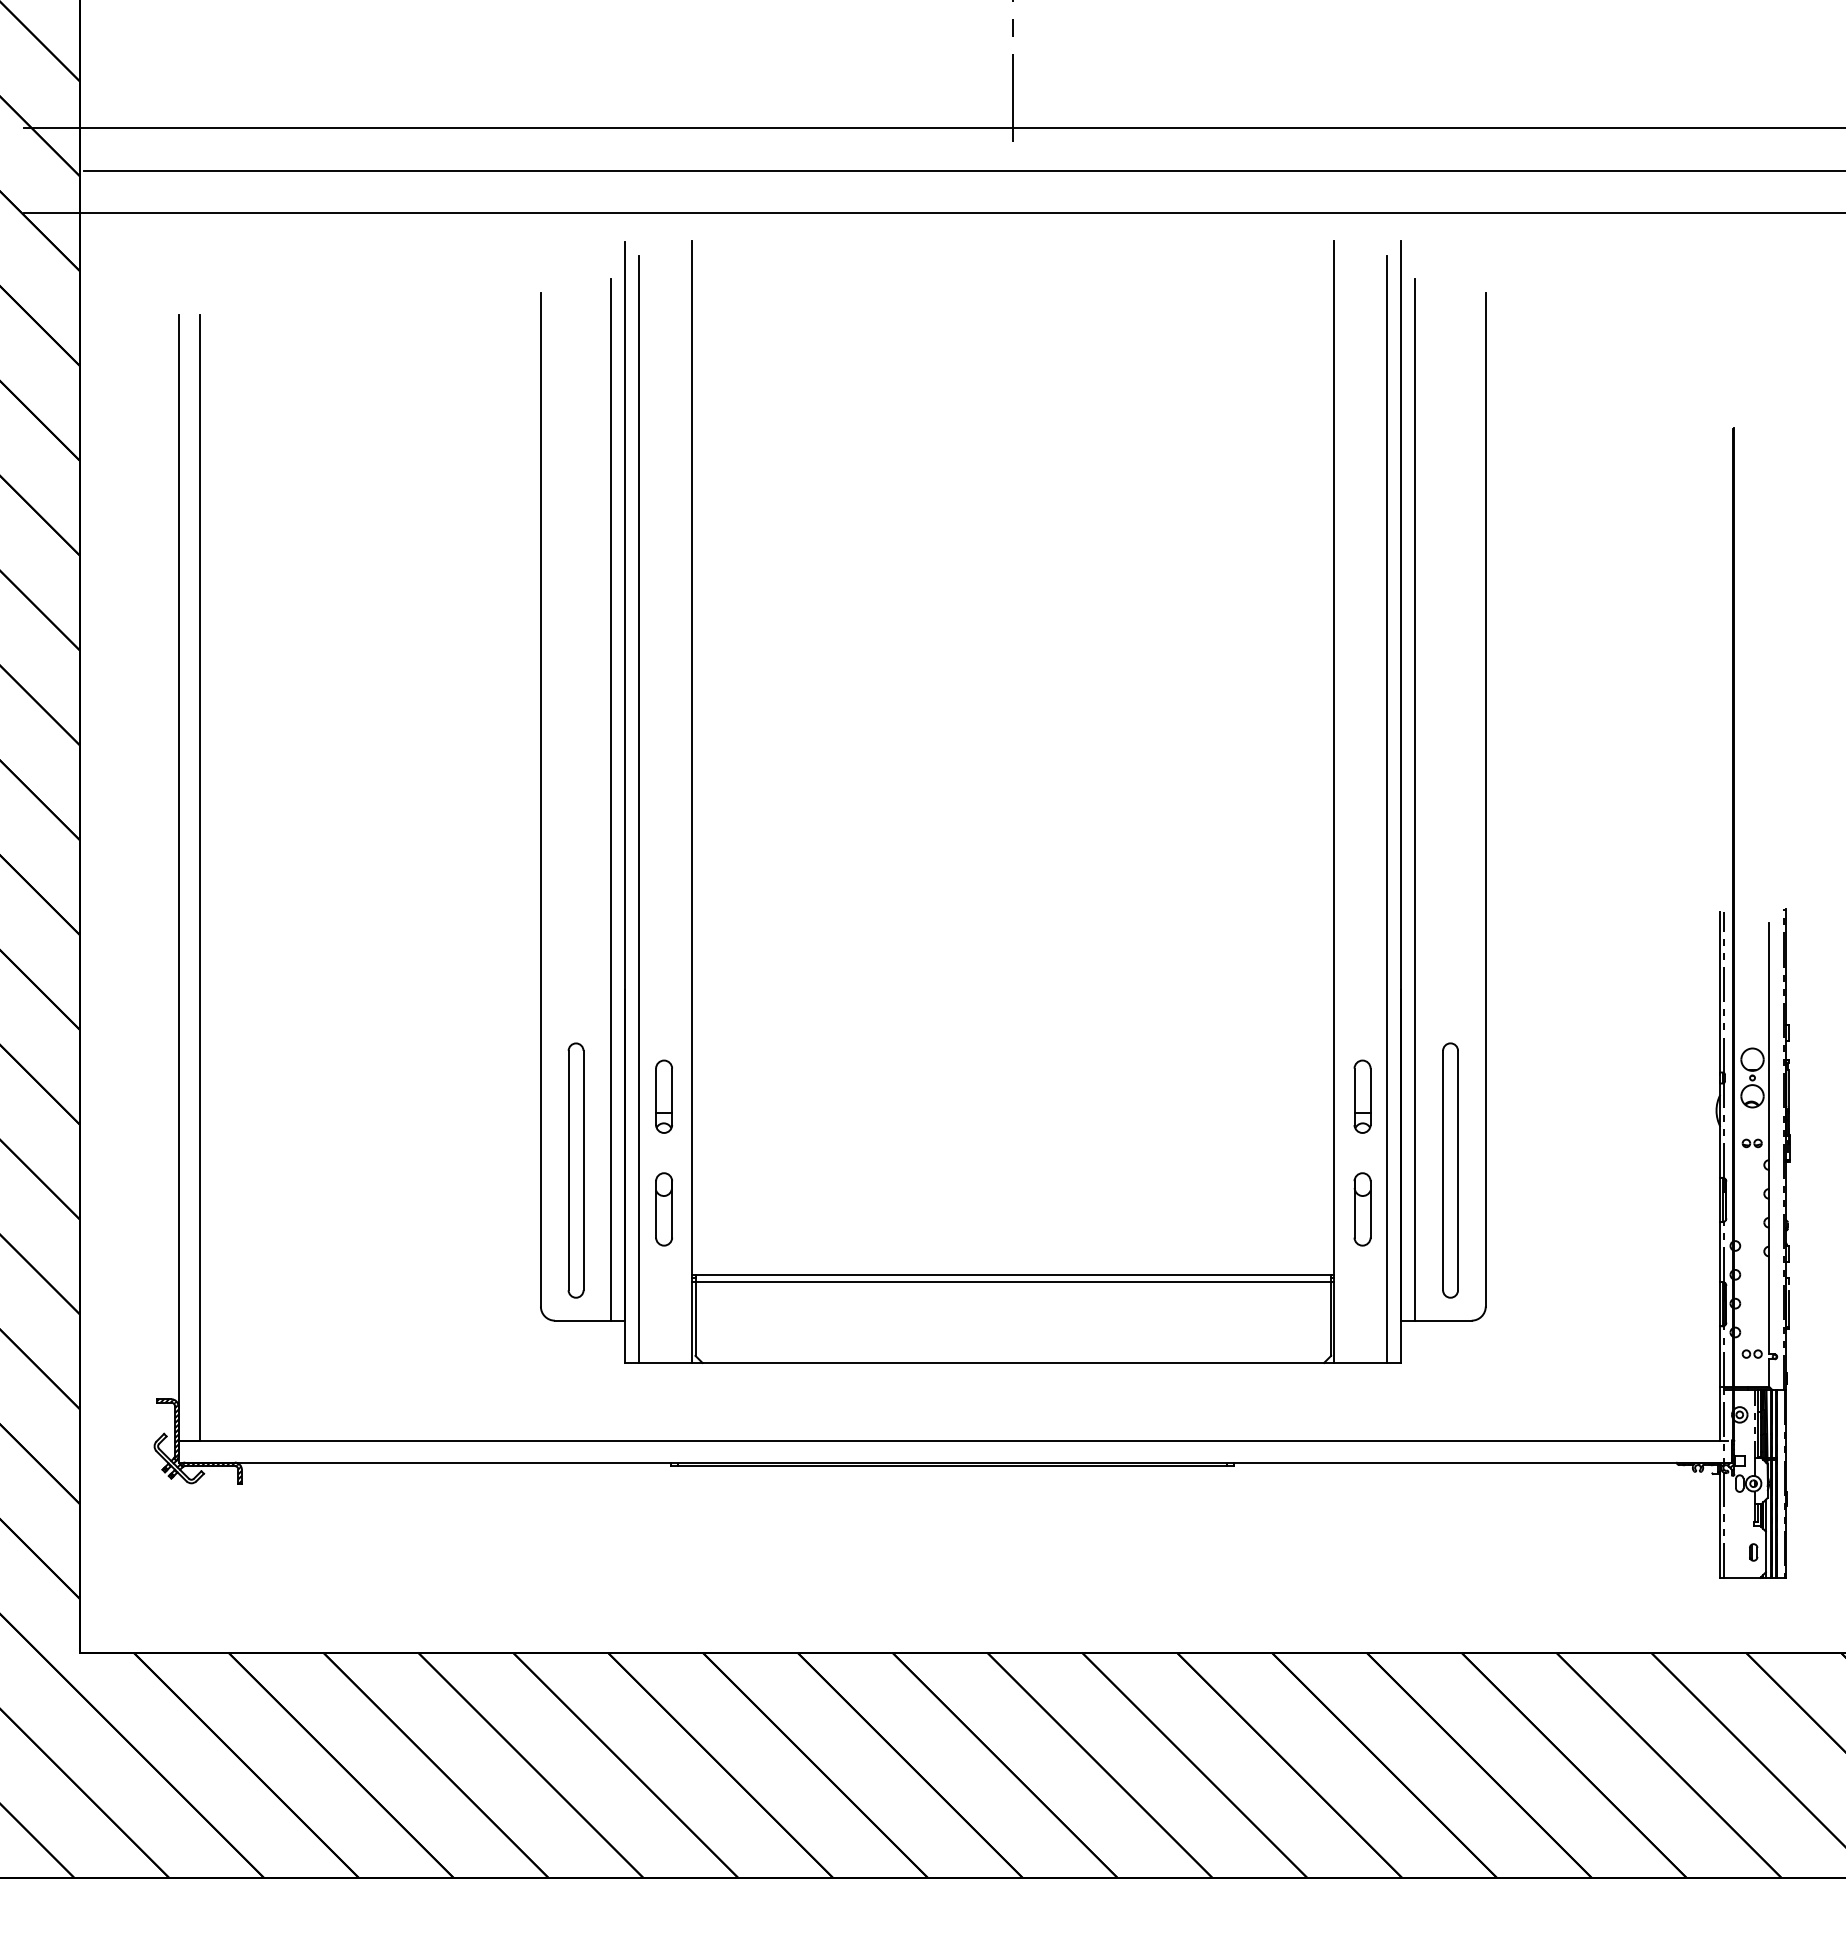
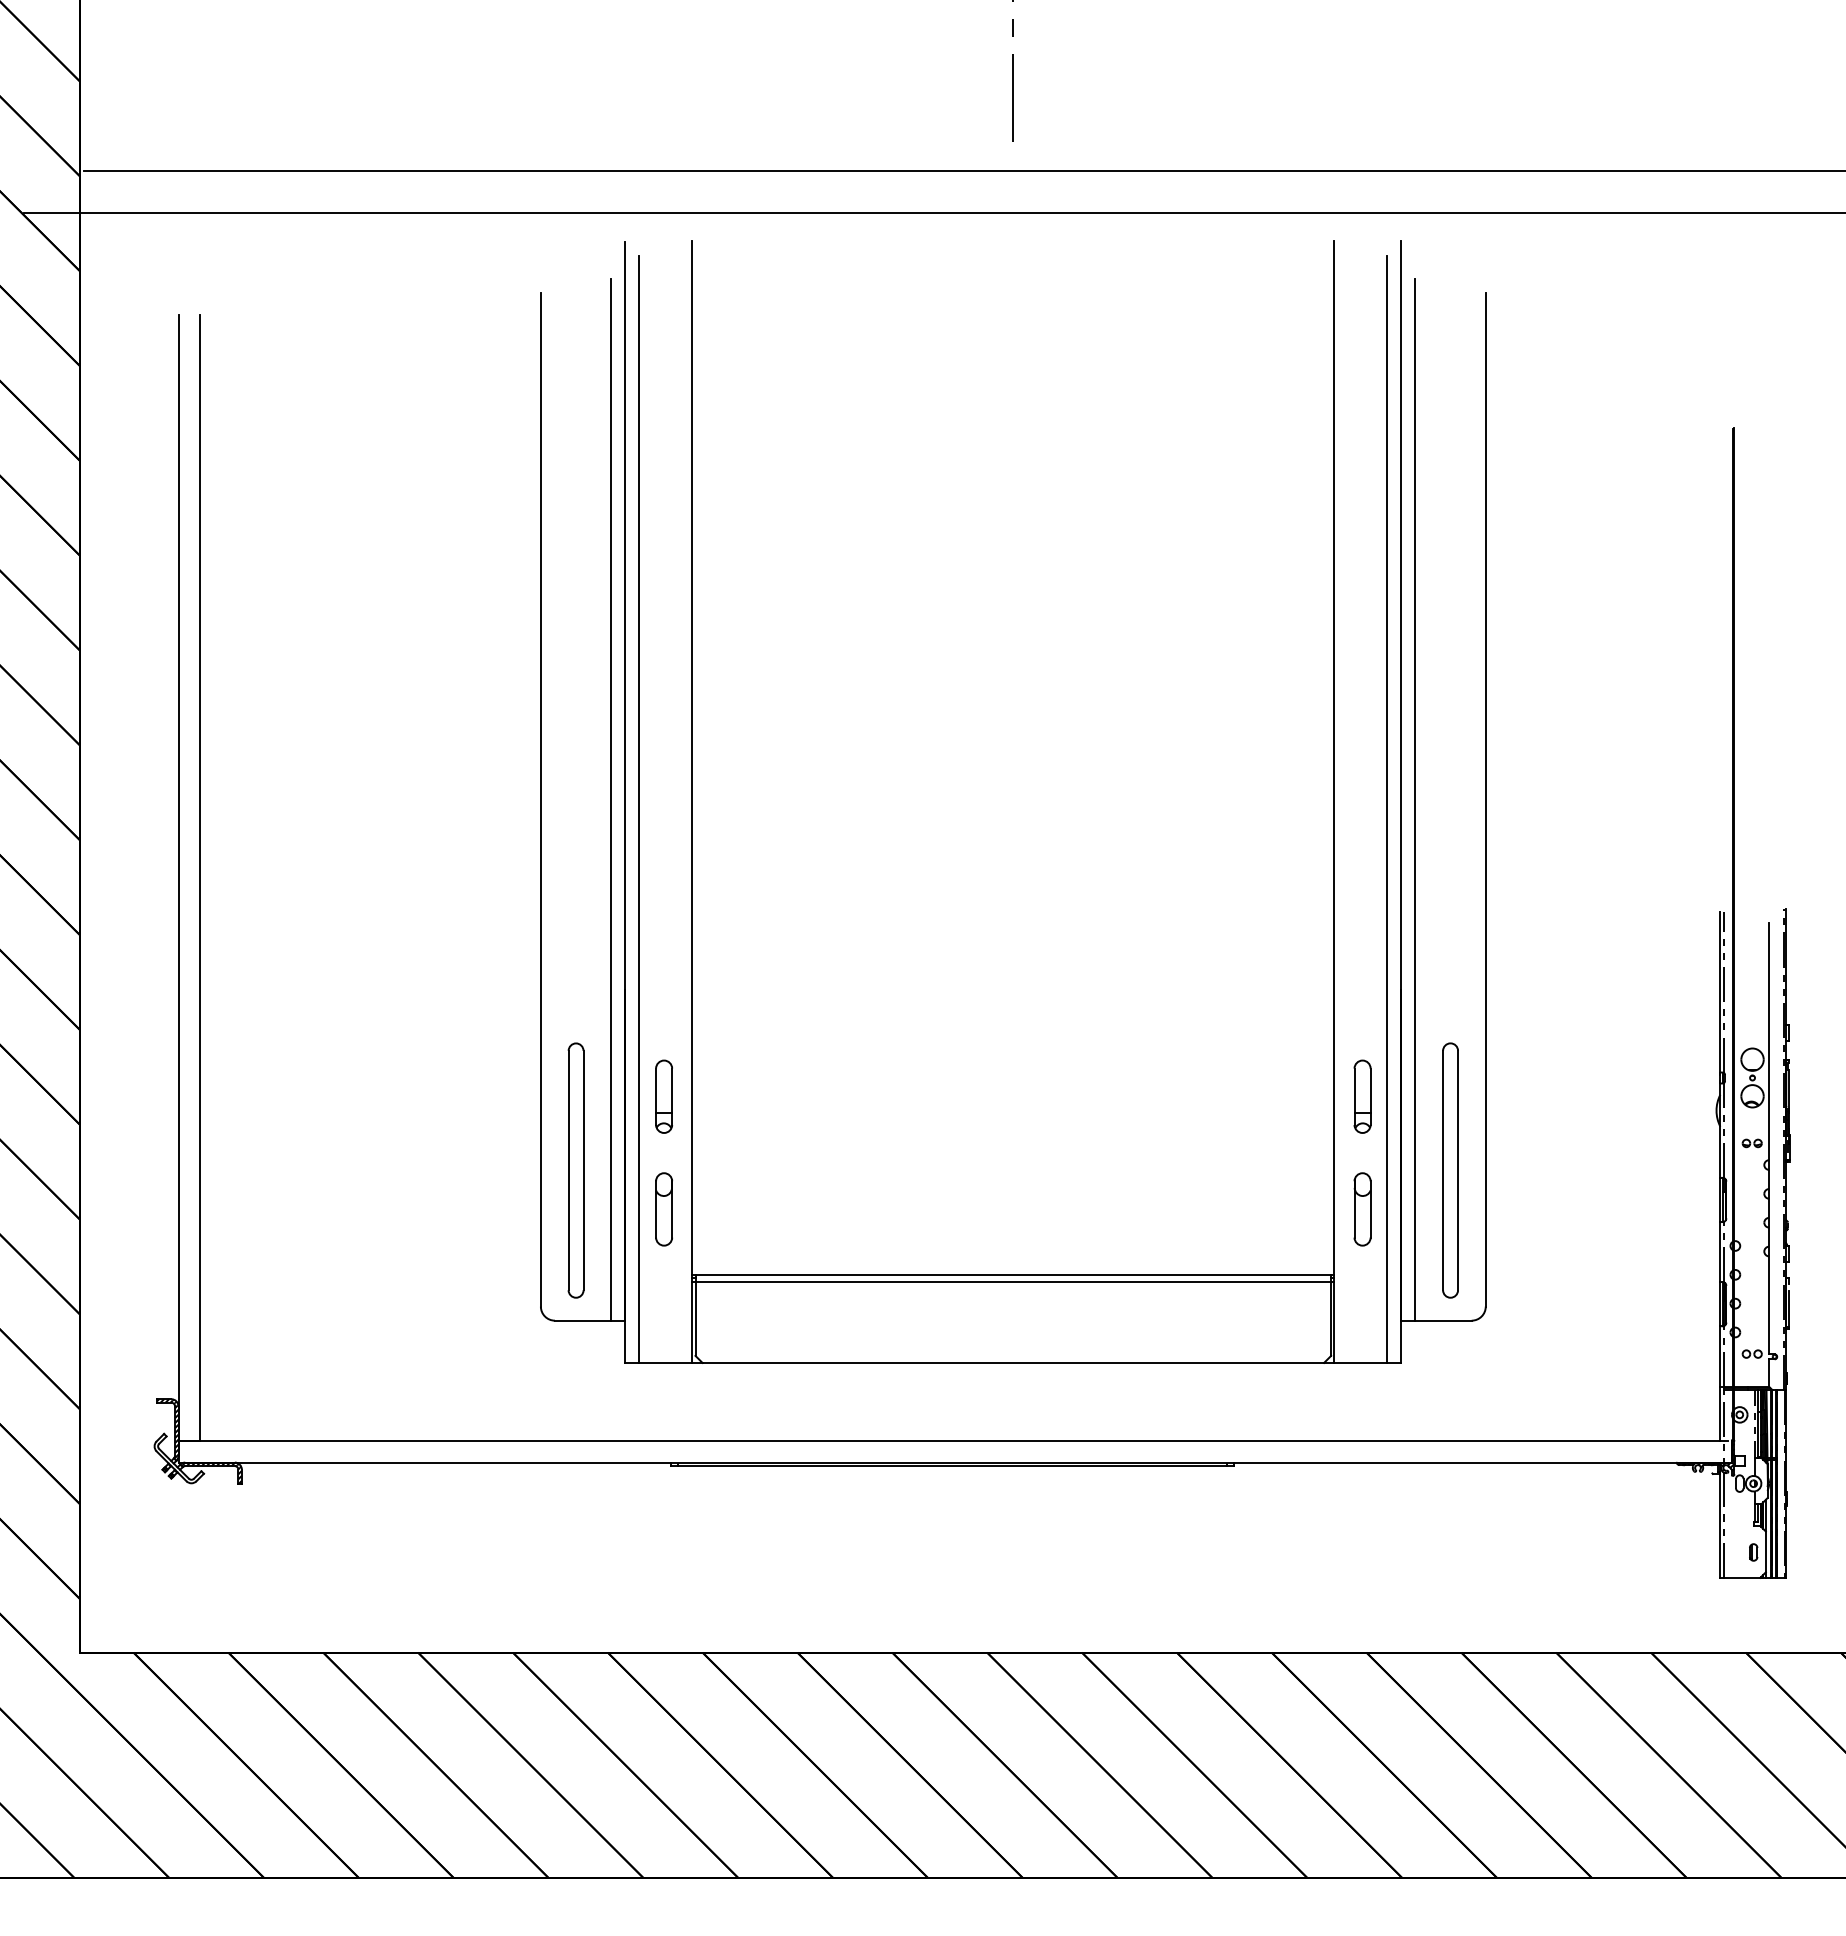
line: present -> none (932, 128)
